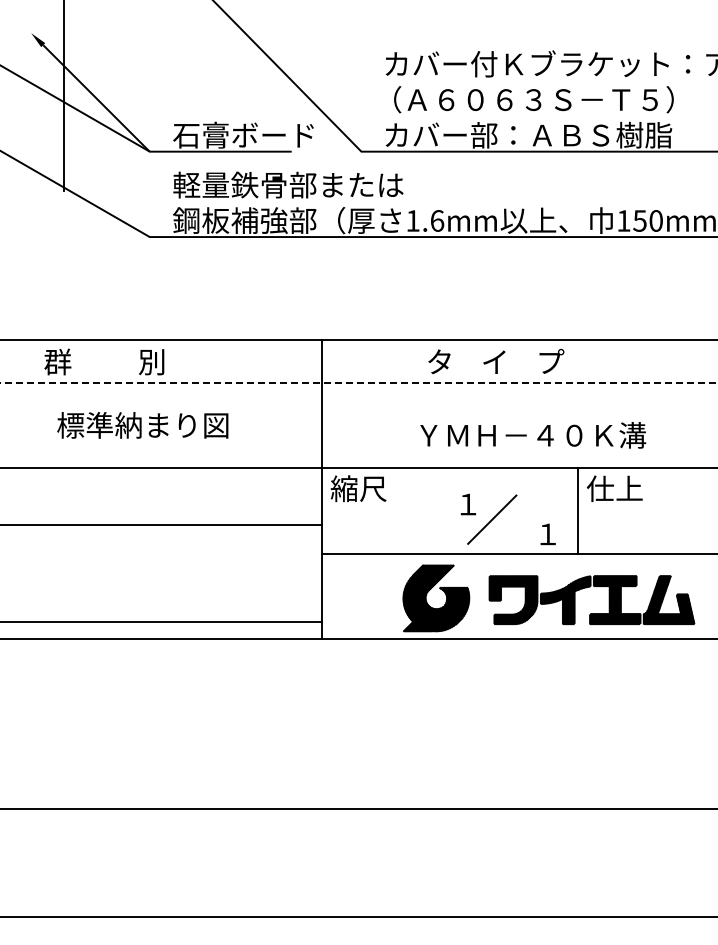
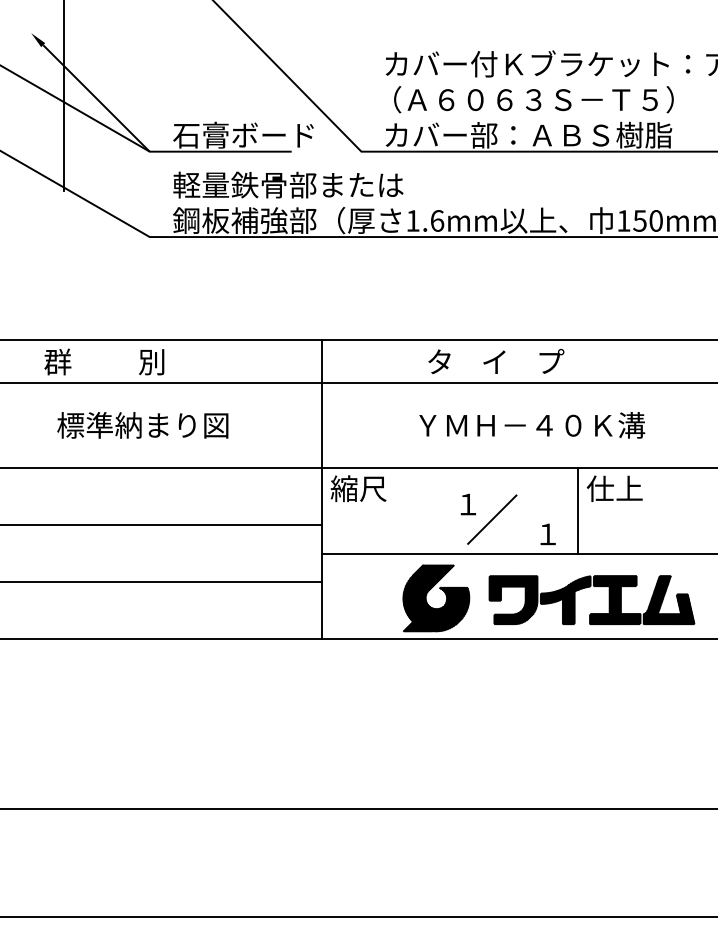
line: dashed -> solid (359, 383)
text position: (533, 435) -> (532, 425) (532, 425)
line position: (161, 622) -> (161, 582) (161, 582)
